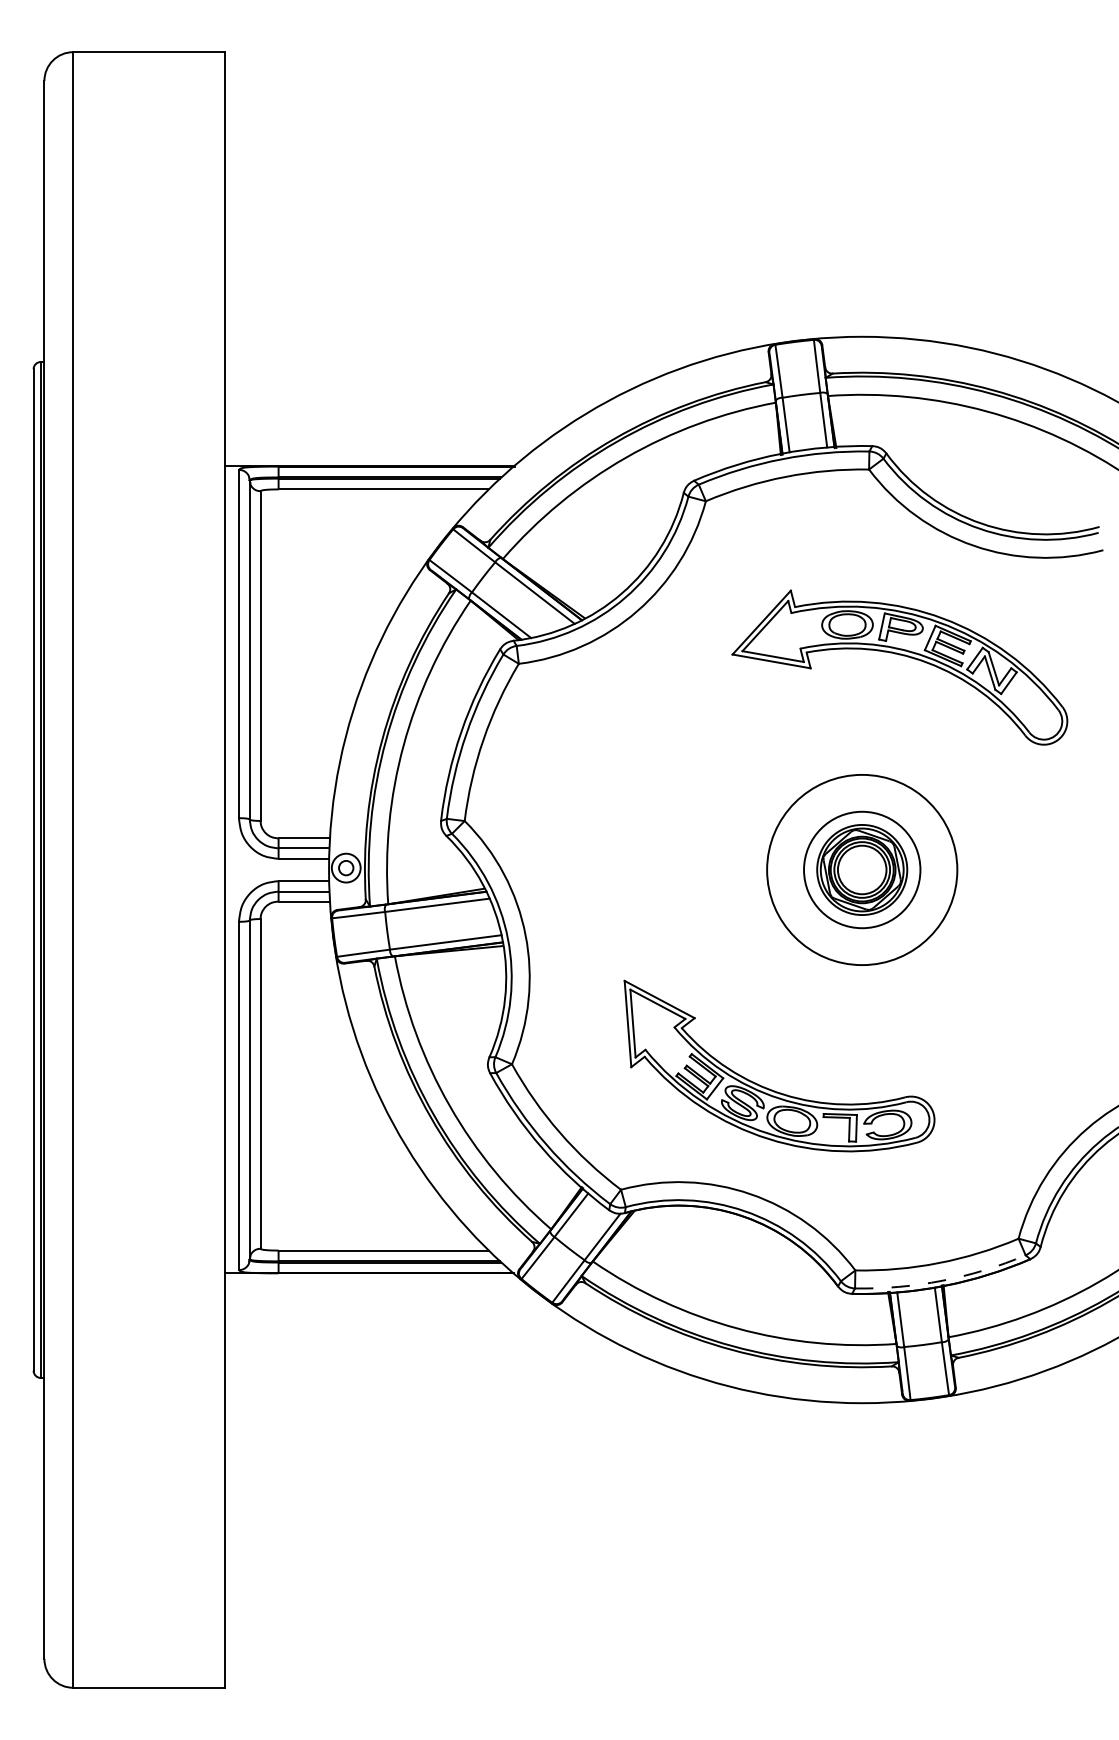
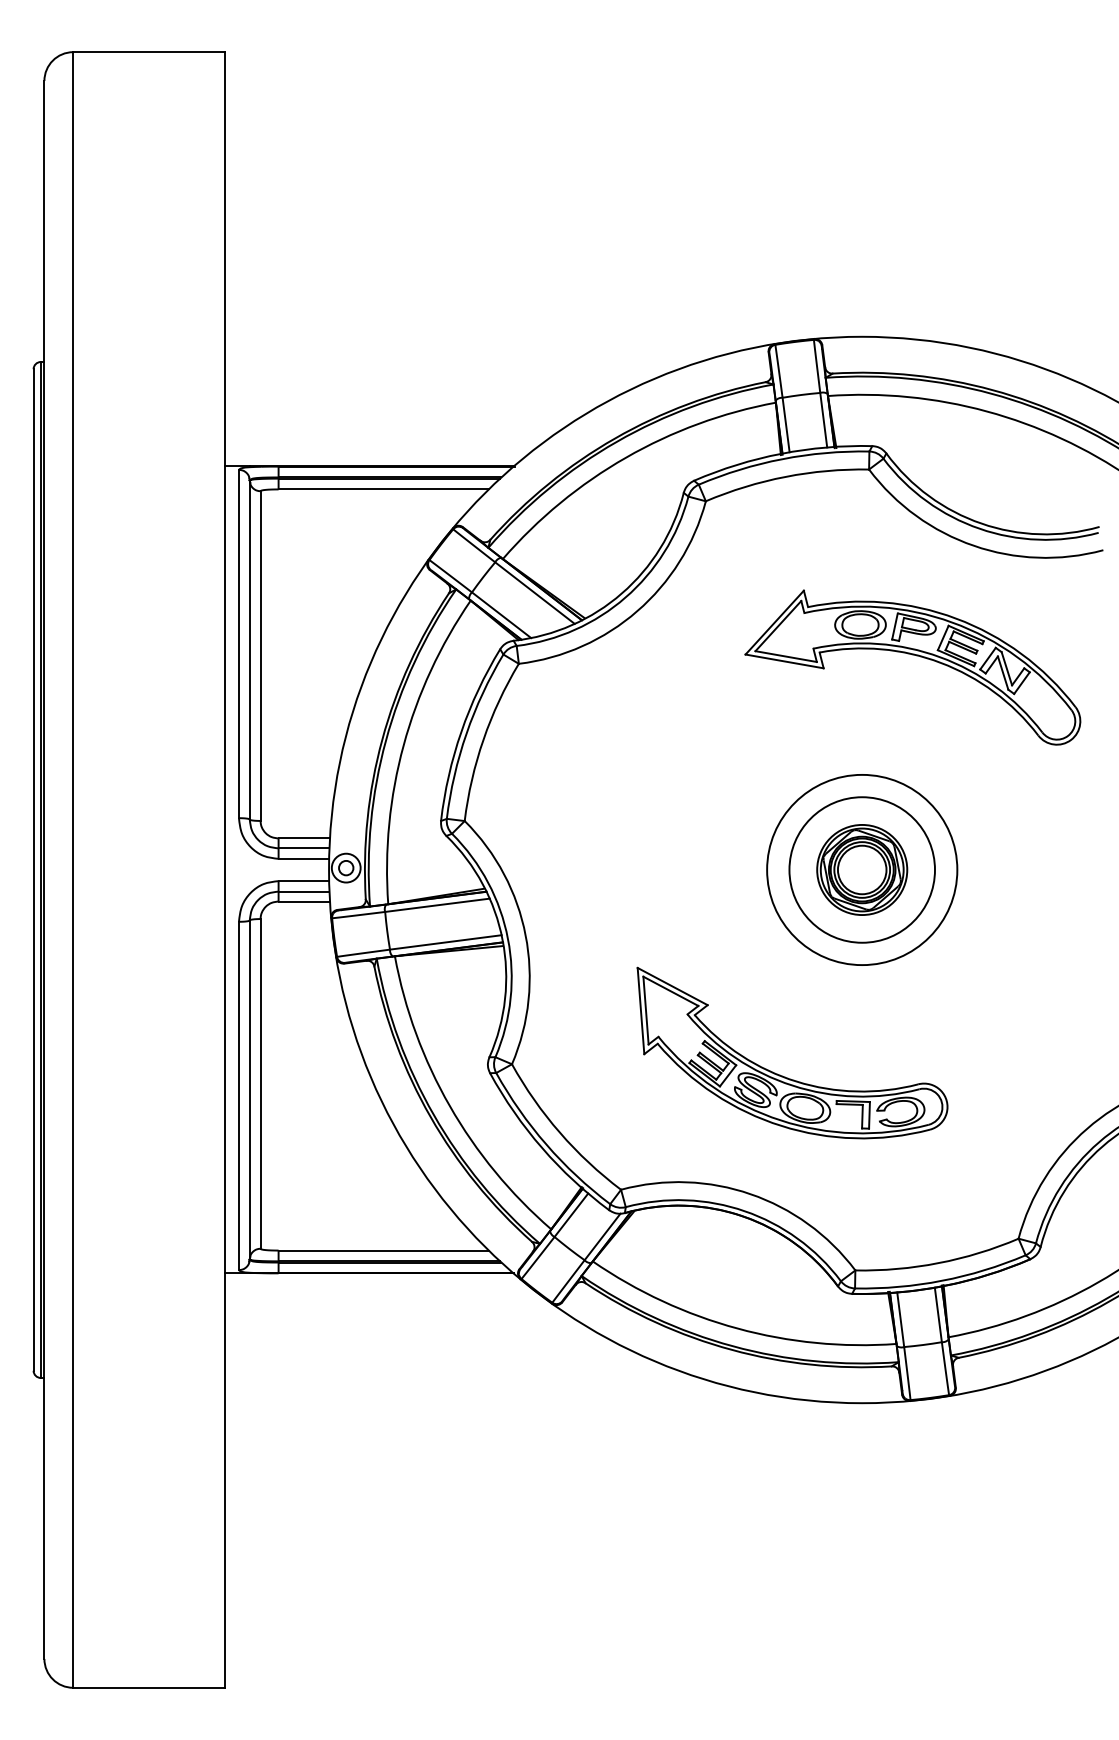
part position: (903, 656) -> (916, 656) (916, 656)
circle diameter: 116 px -> 146 px (861, 869)
part position: (772, 1089) -> (785, 1076) (785, 1076)
arc: dashed -> solid (942, 1280)
